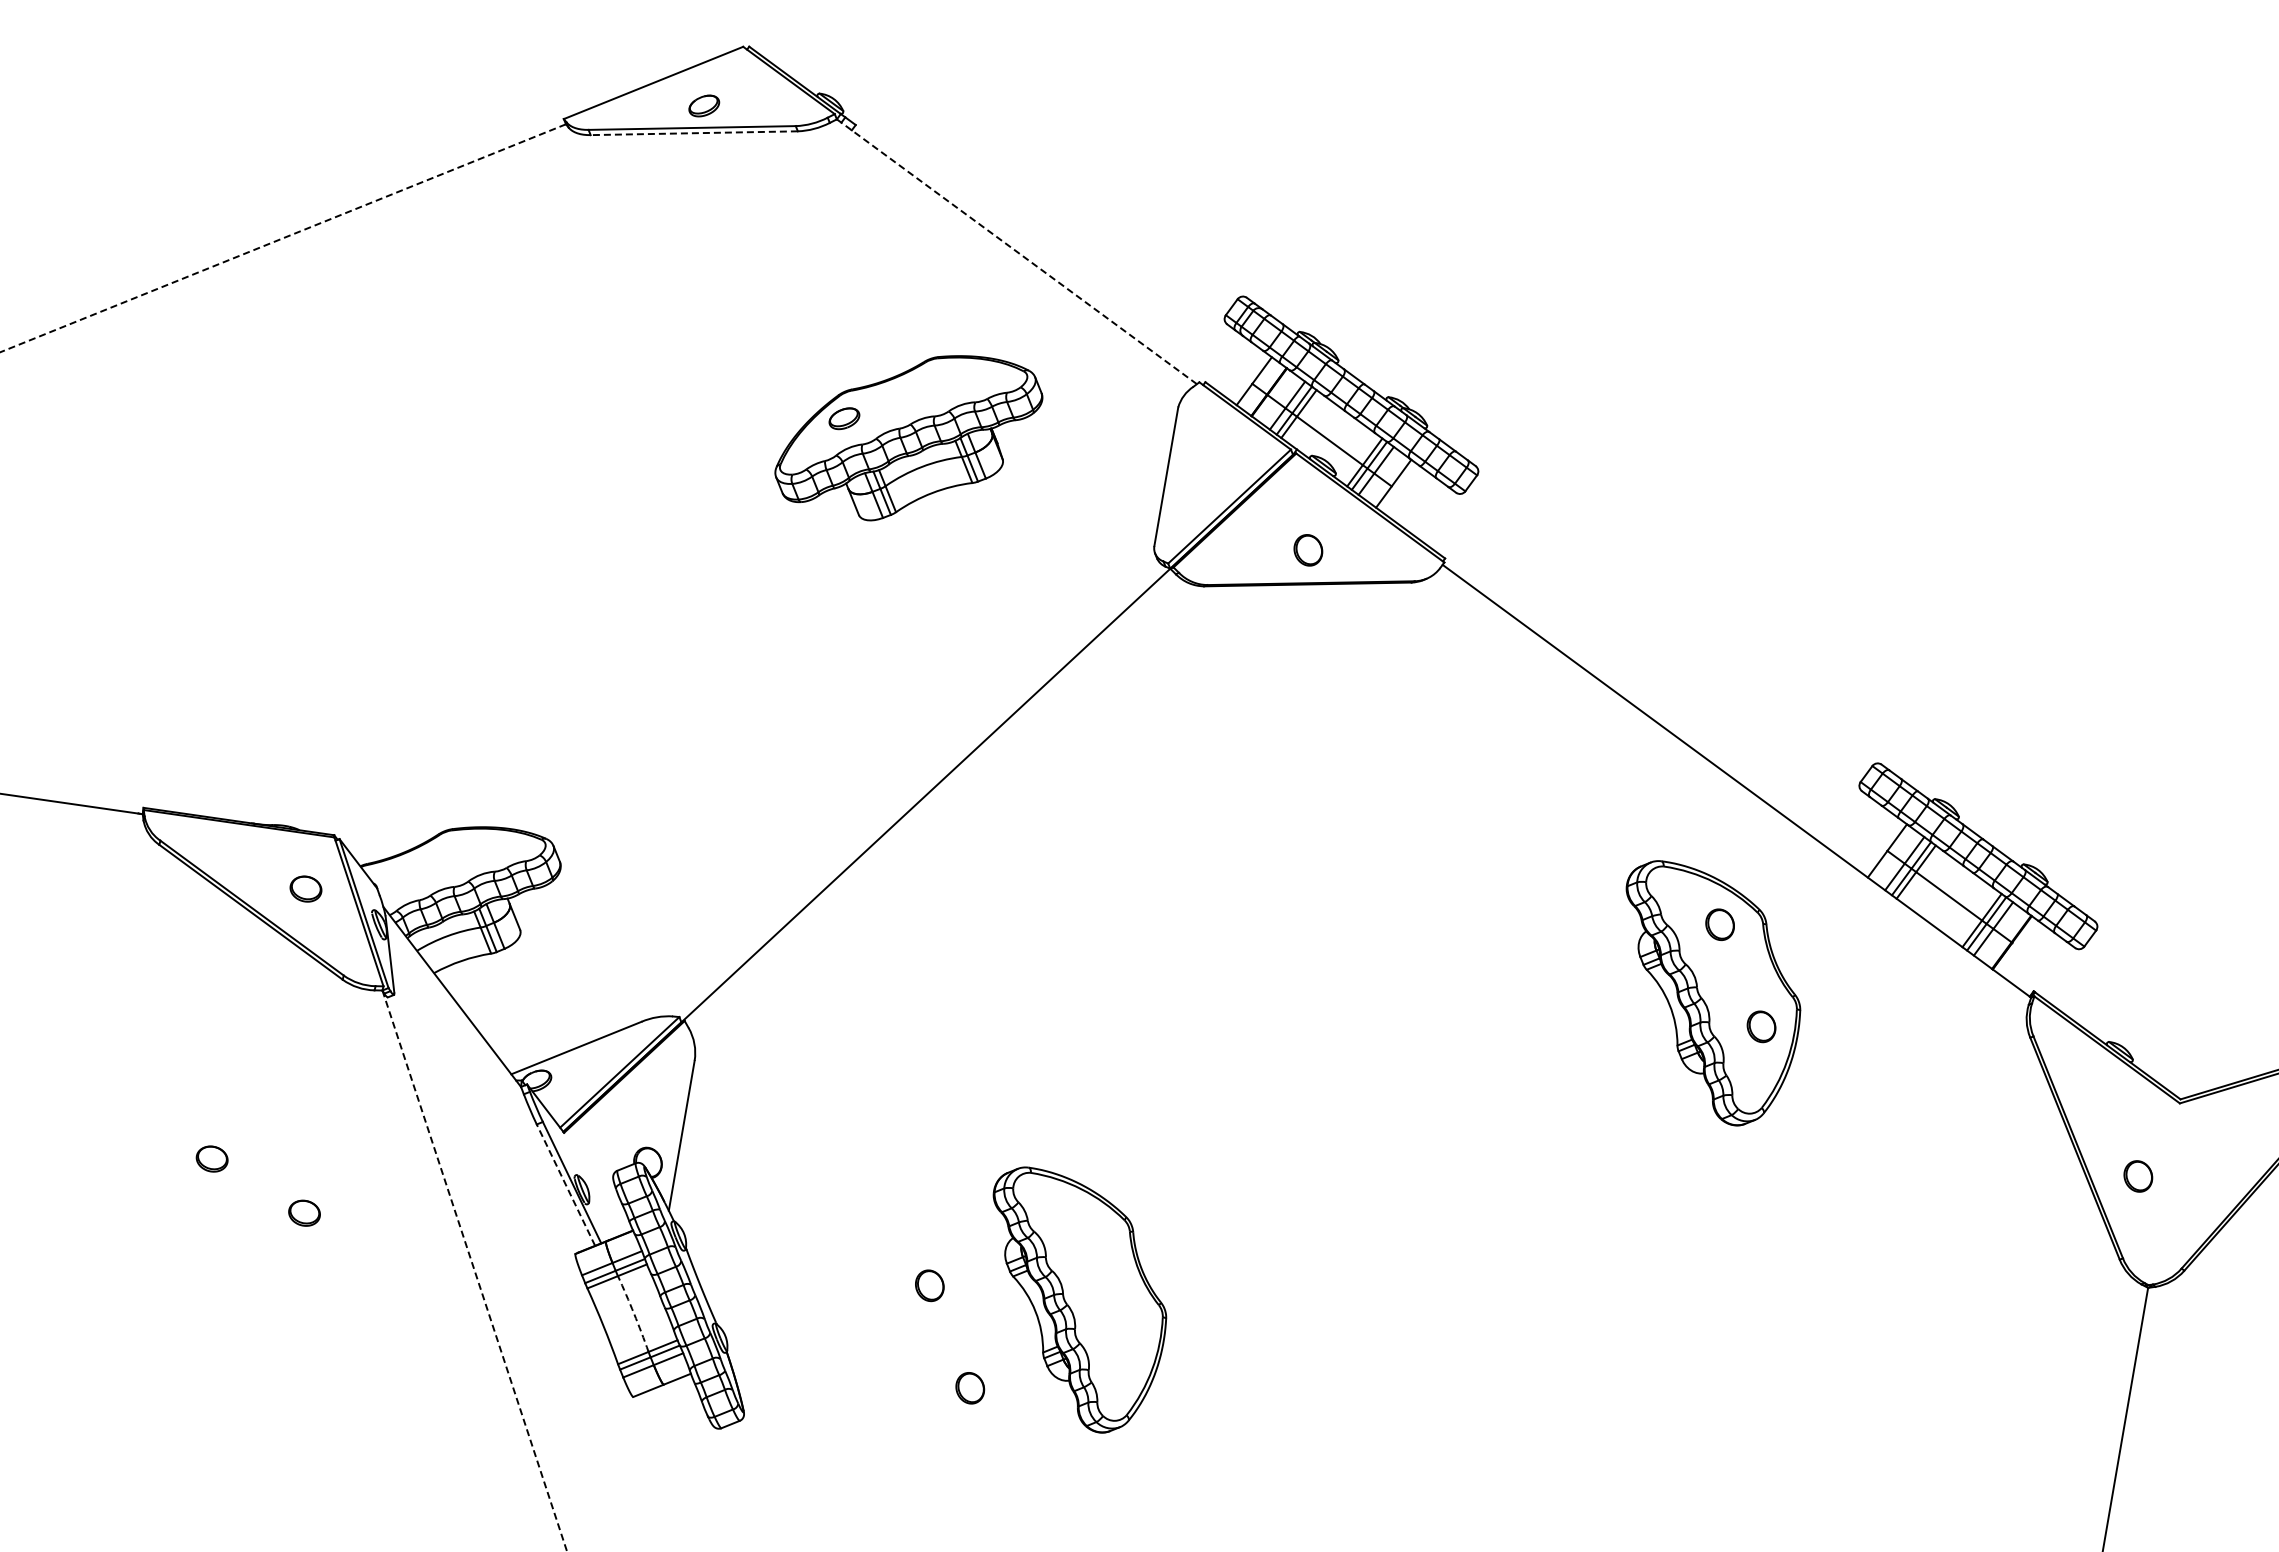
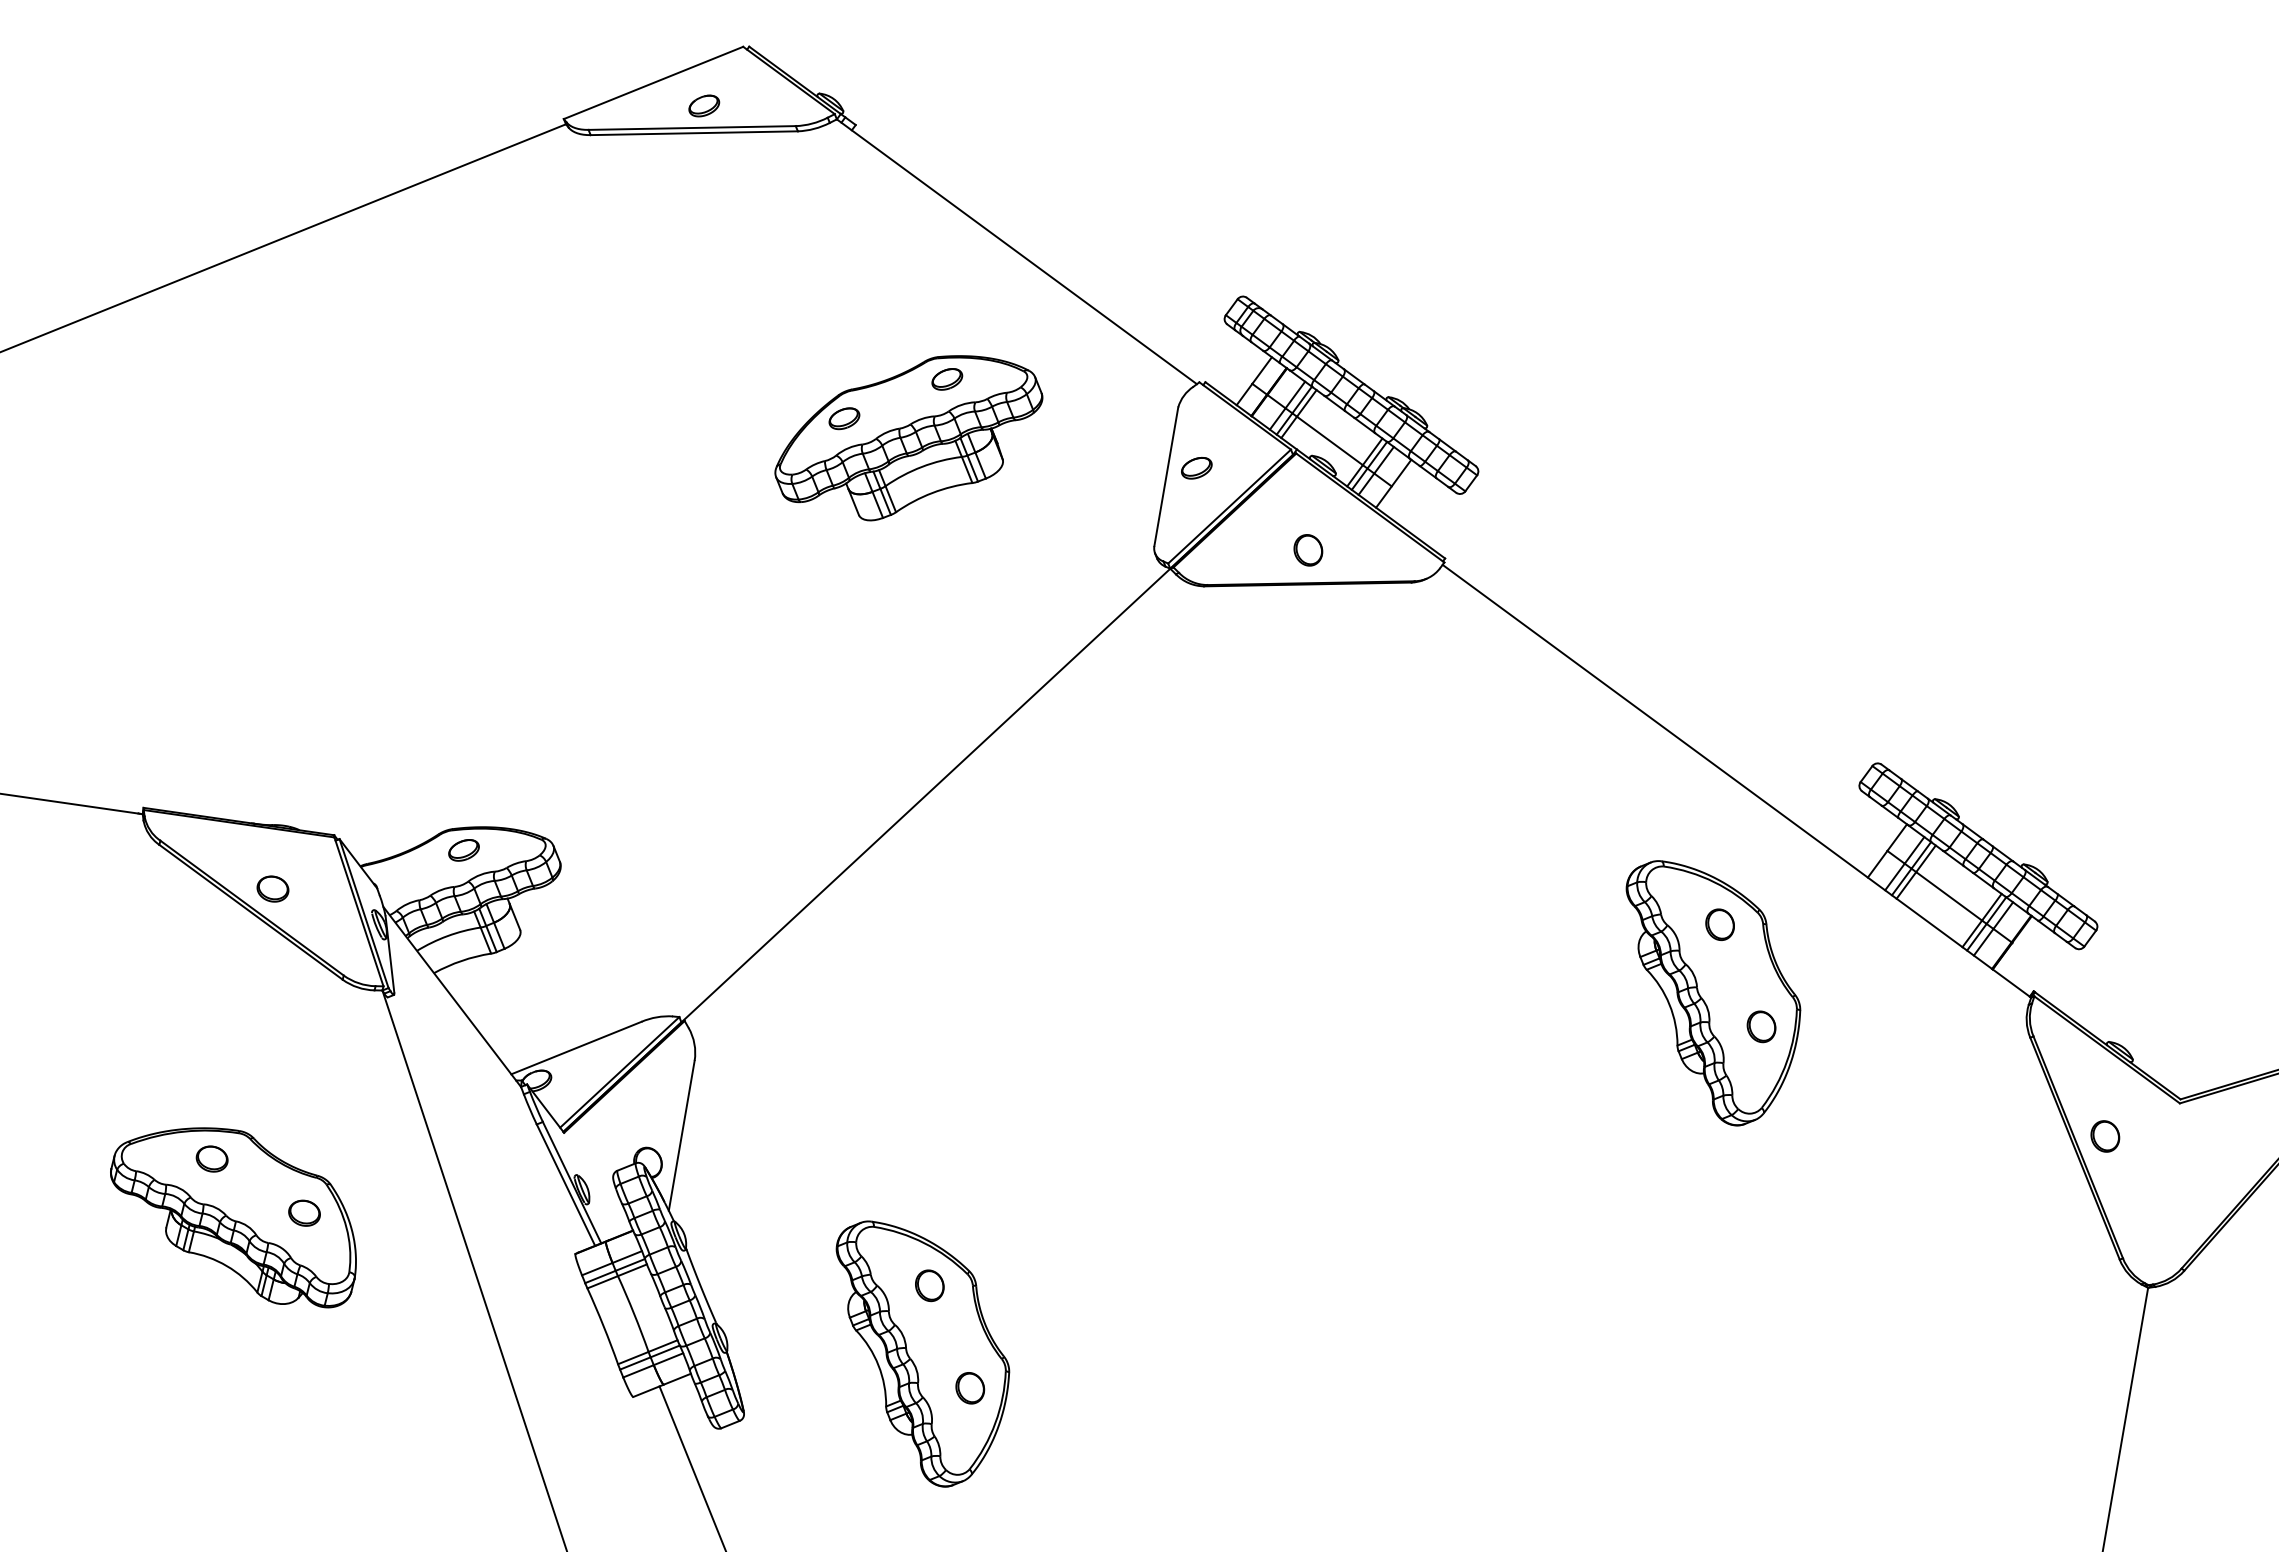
line: dashed -> solid (694, 133)
line: dashed -> solid (282, 238)
line: dashed -> solid (1016, 251)
part: none -> present (947, 379)
part: none -> present (1196, 468)
part: none -> present (463, 850)
part position: (305, 888) -> (272, 888) (272, 888)
part position: (2138, 1176) -> (2105, 1136) (2105, 1136)
line: dashed -> solid (565, 1184)
part: none -> present (233, 1217)
line: dashed -> solid (474, 1271)
part position: (1079, 1299) -> (922, 1353) (922, 1353)
arc: dashed -> solid (634, 1313)
line: none -> present (692, 1467)
